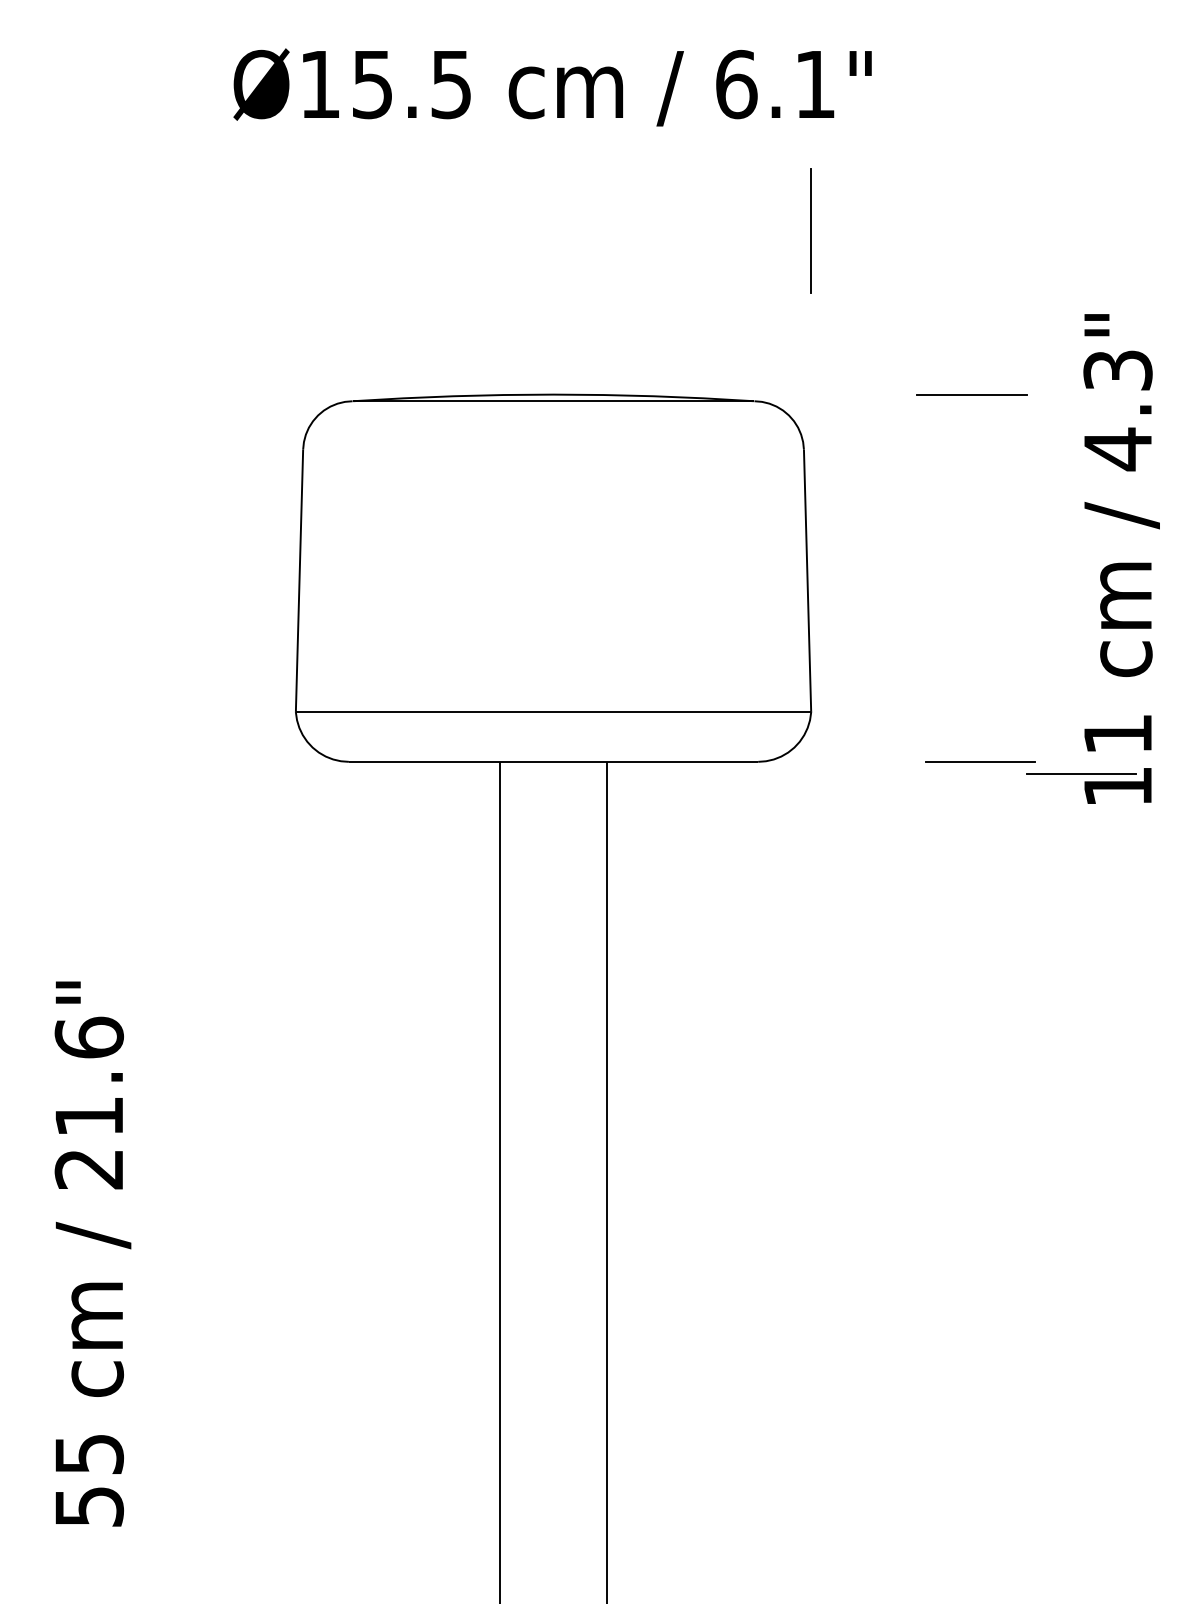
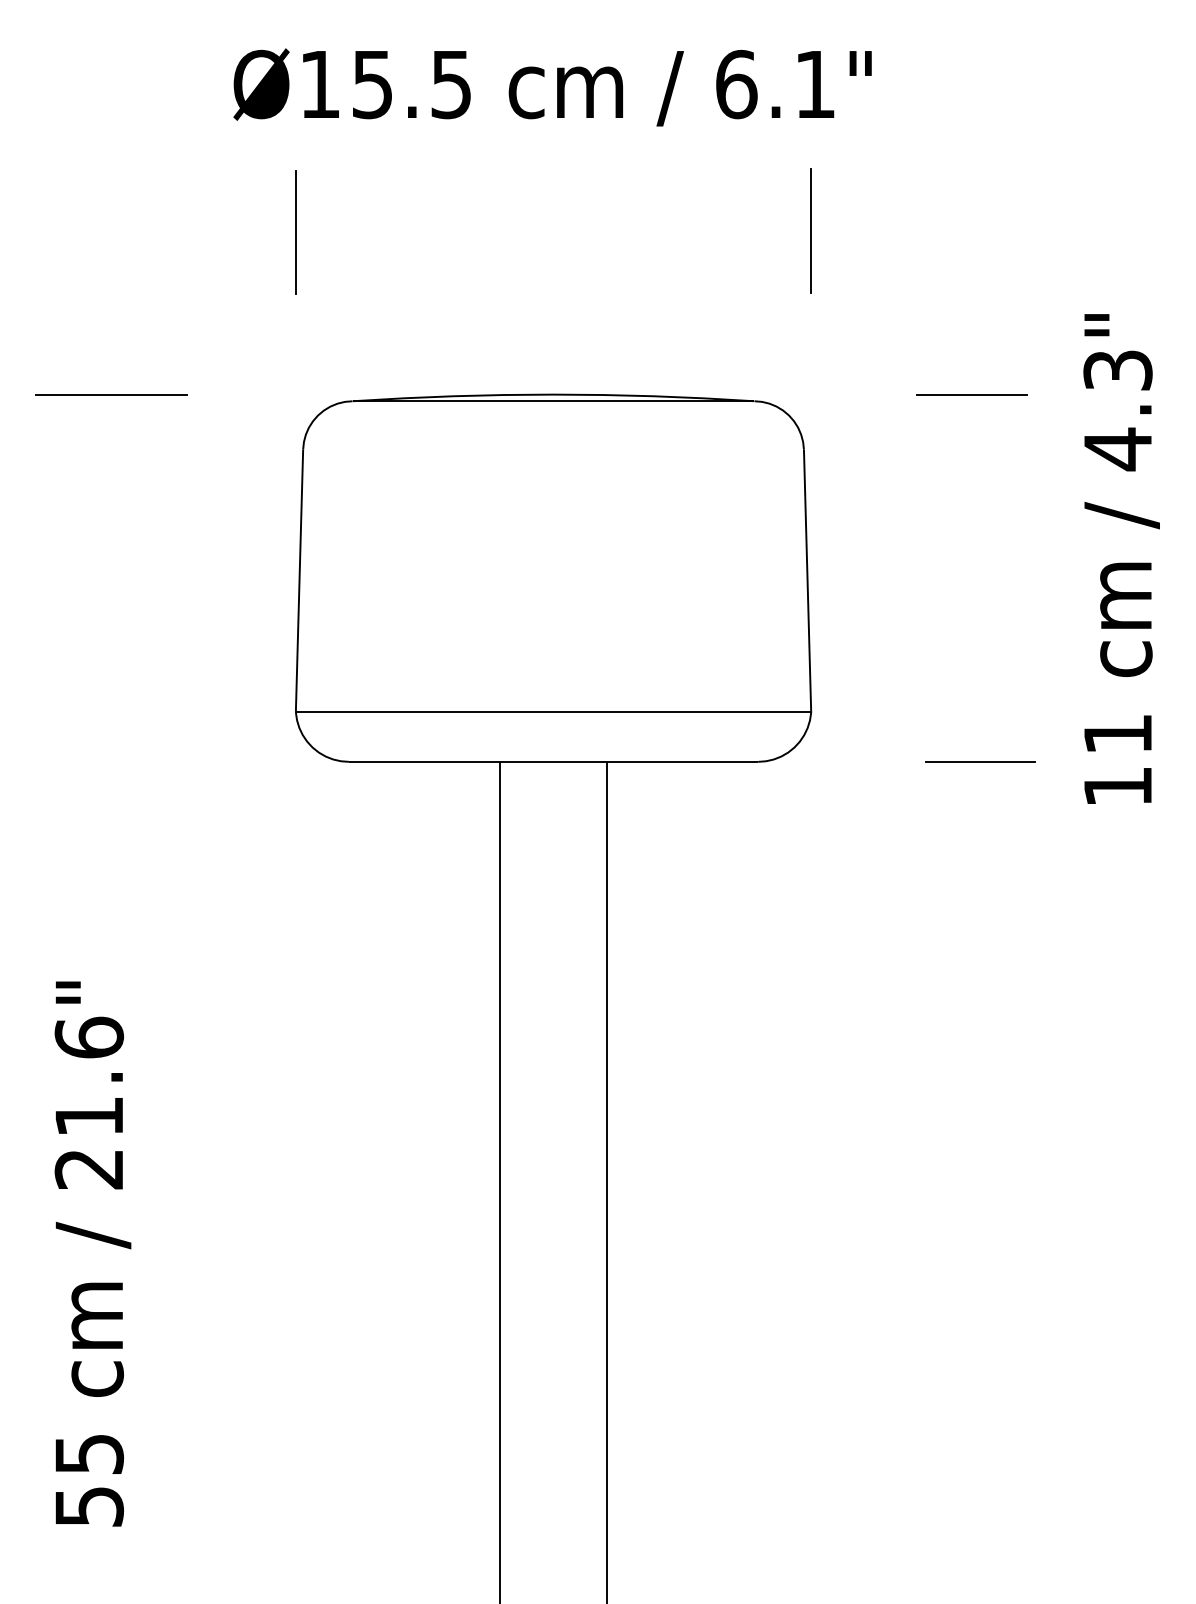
line: none -> present (295, 232)
line: none -> present (110, 394)
line: present -> none (1081, 773)
